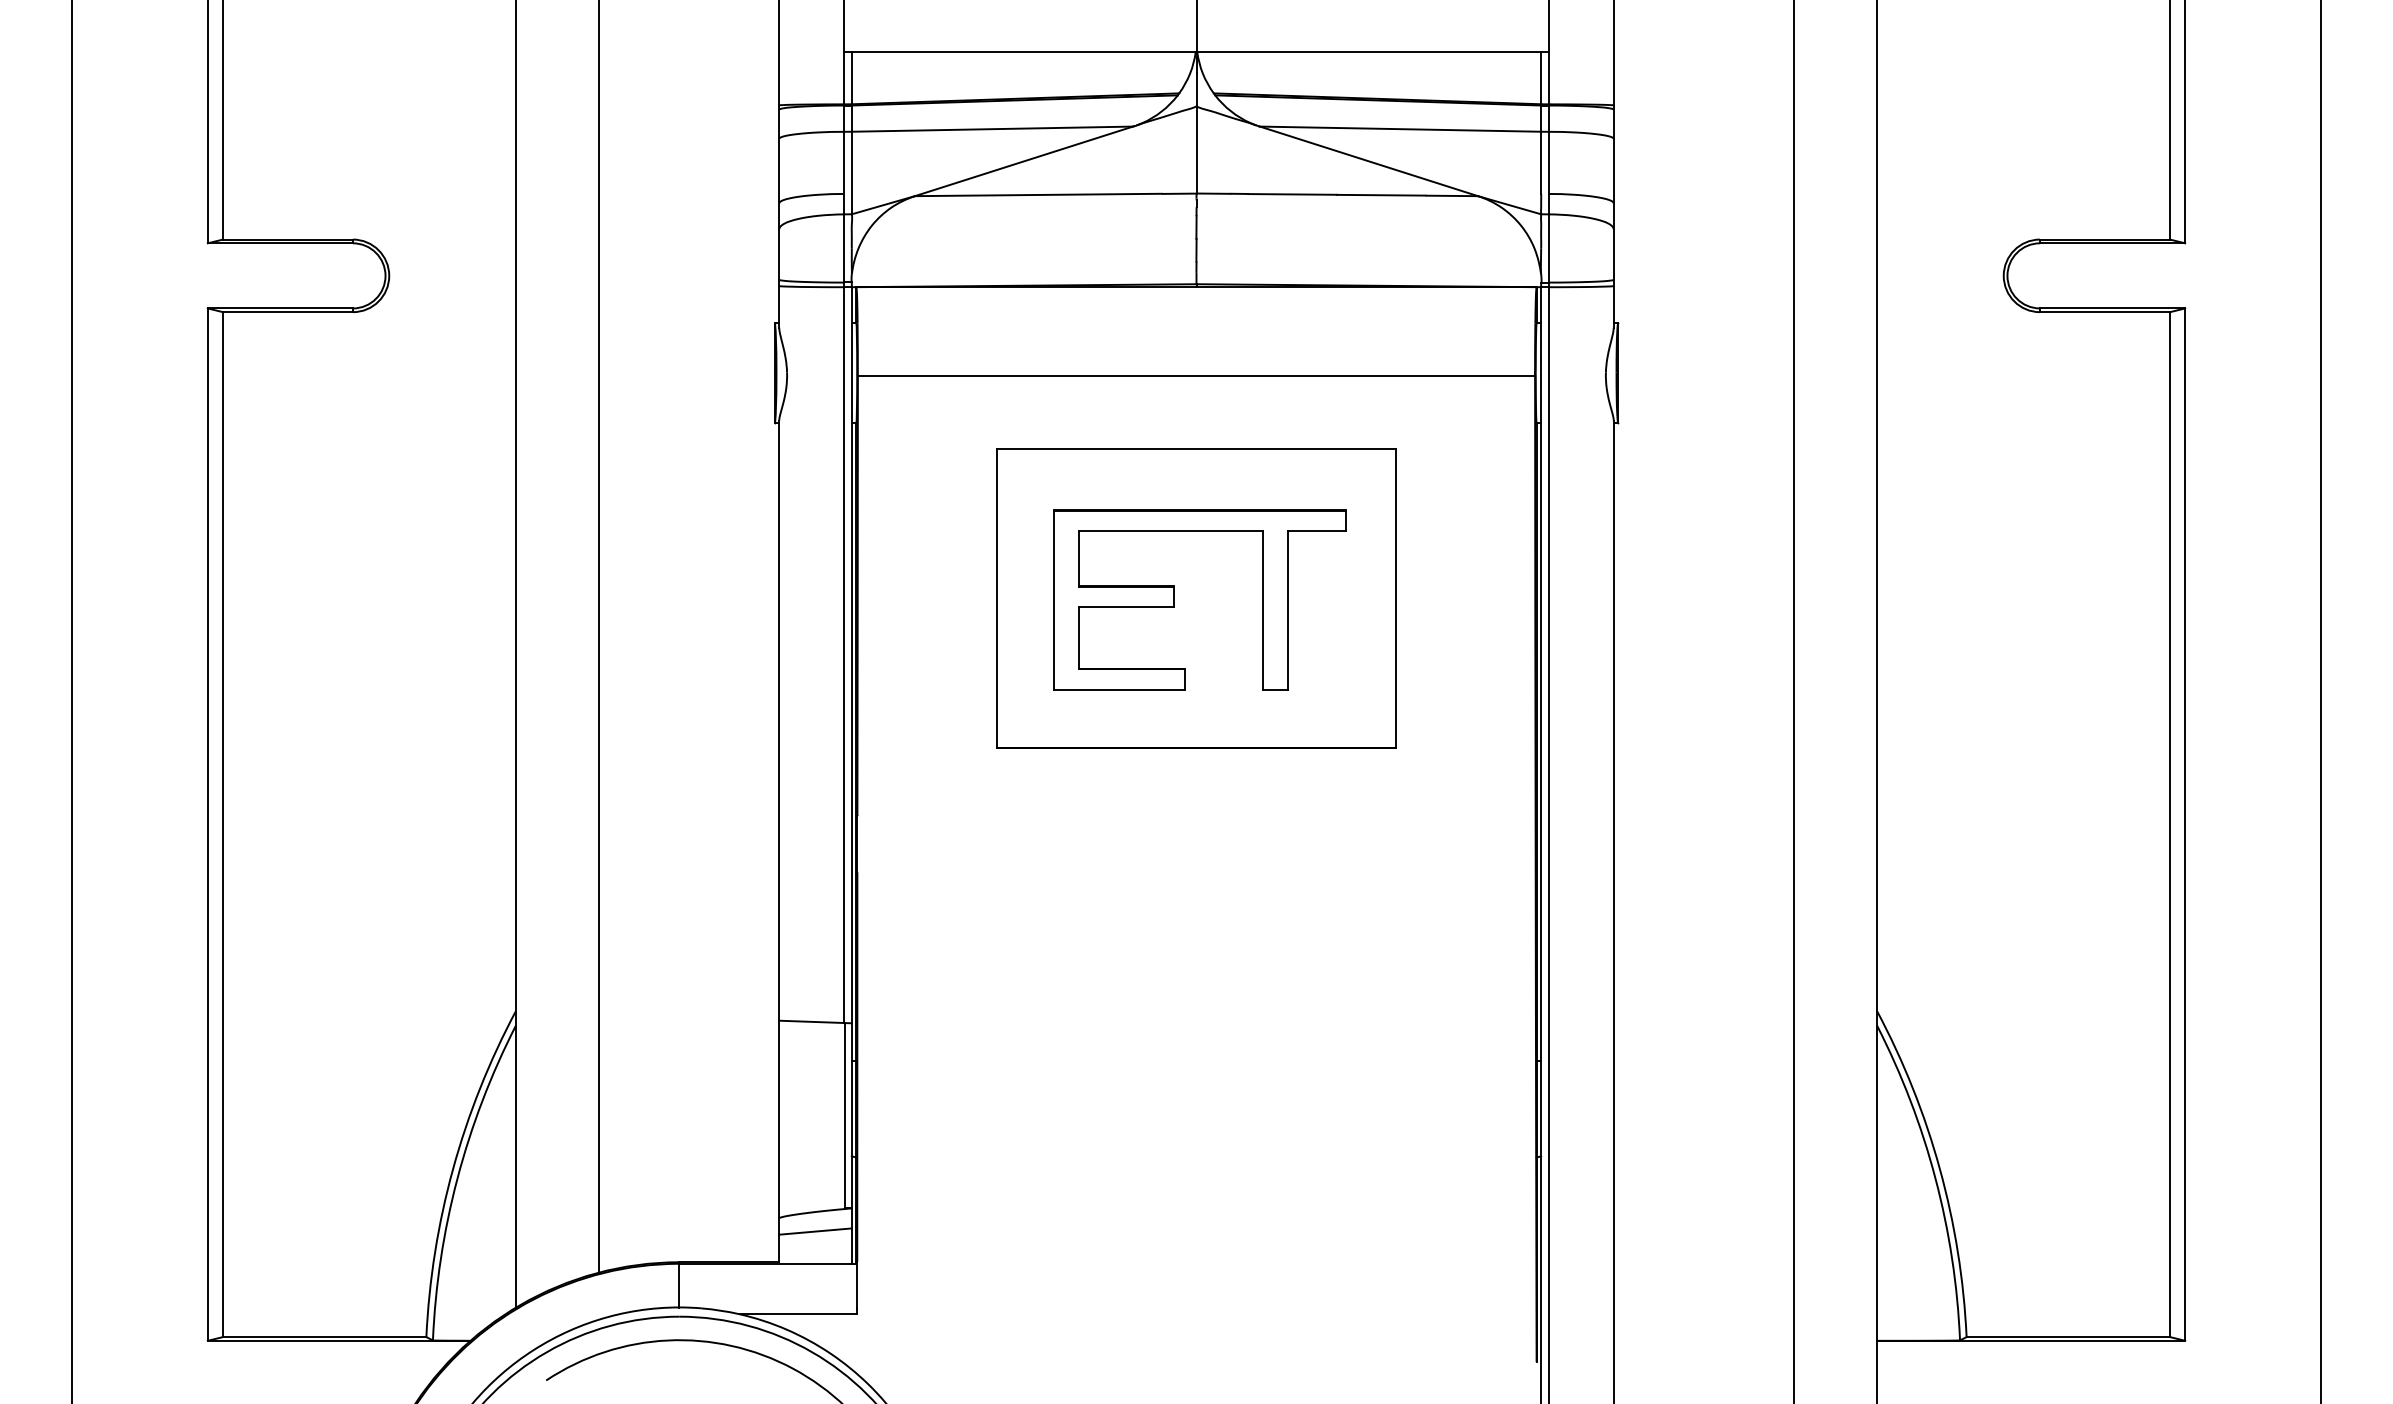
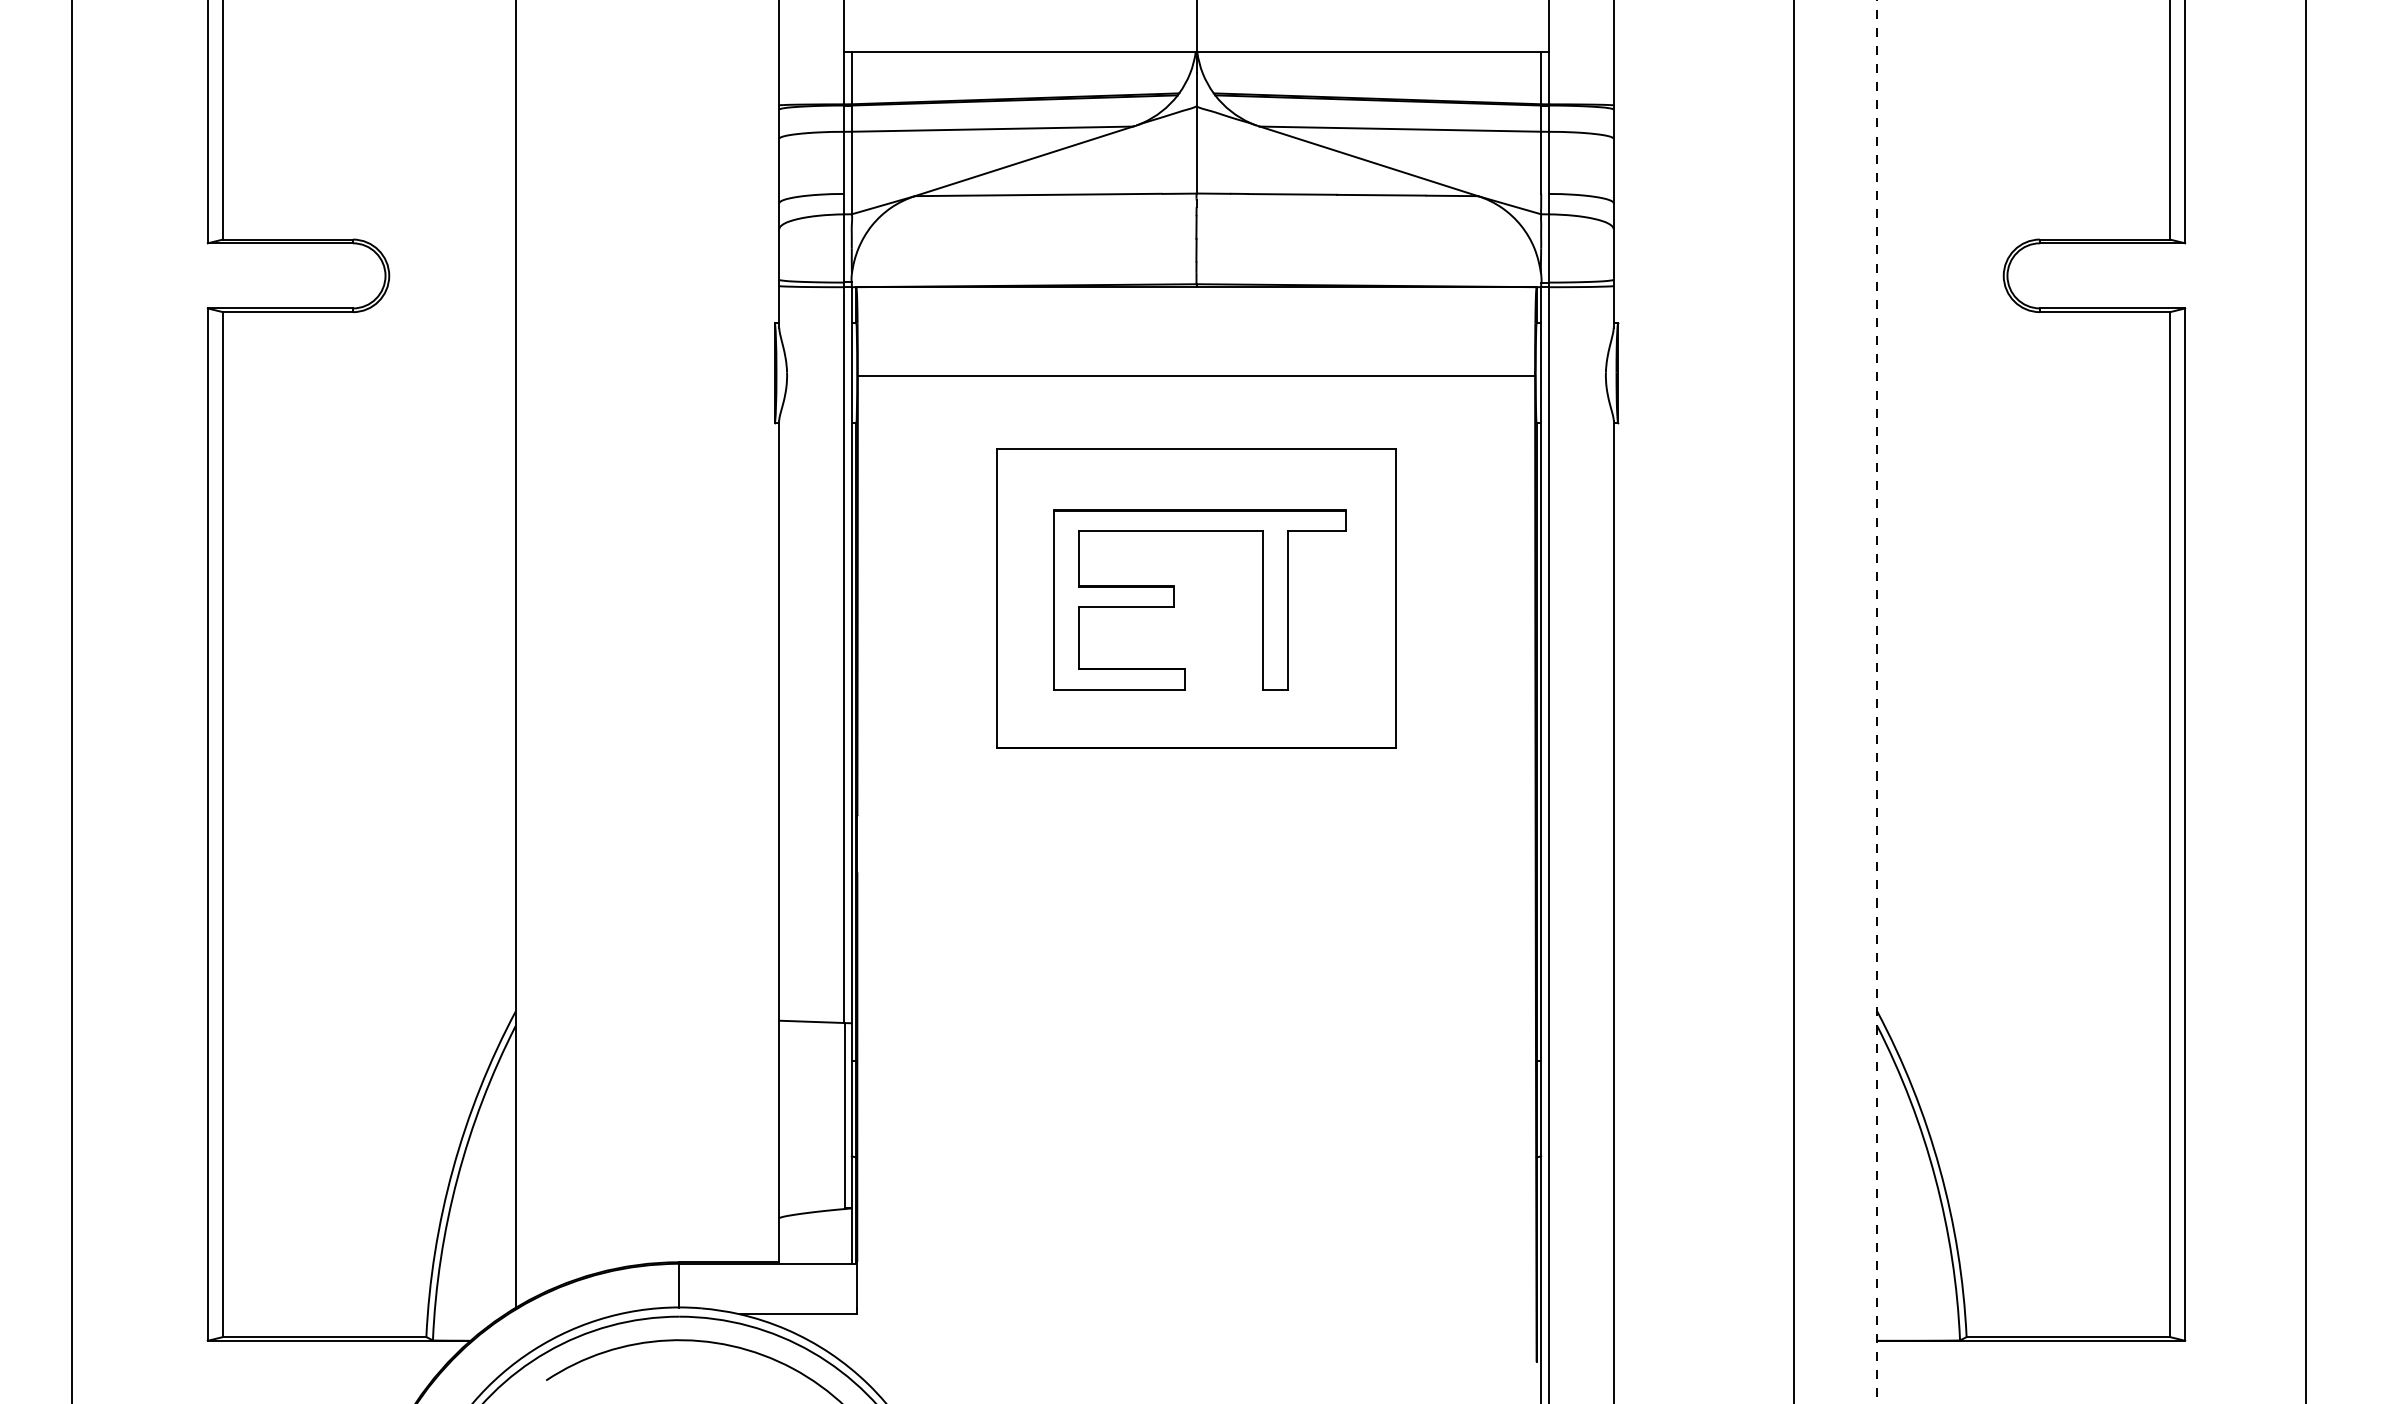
line: present -> none (599, 637)
line position: (2321, 701) -> (2306, 701) (2306, 701)
line: solid -> dashed (1876, 702)
line: present -> none (815, 1231)
